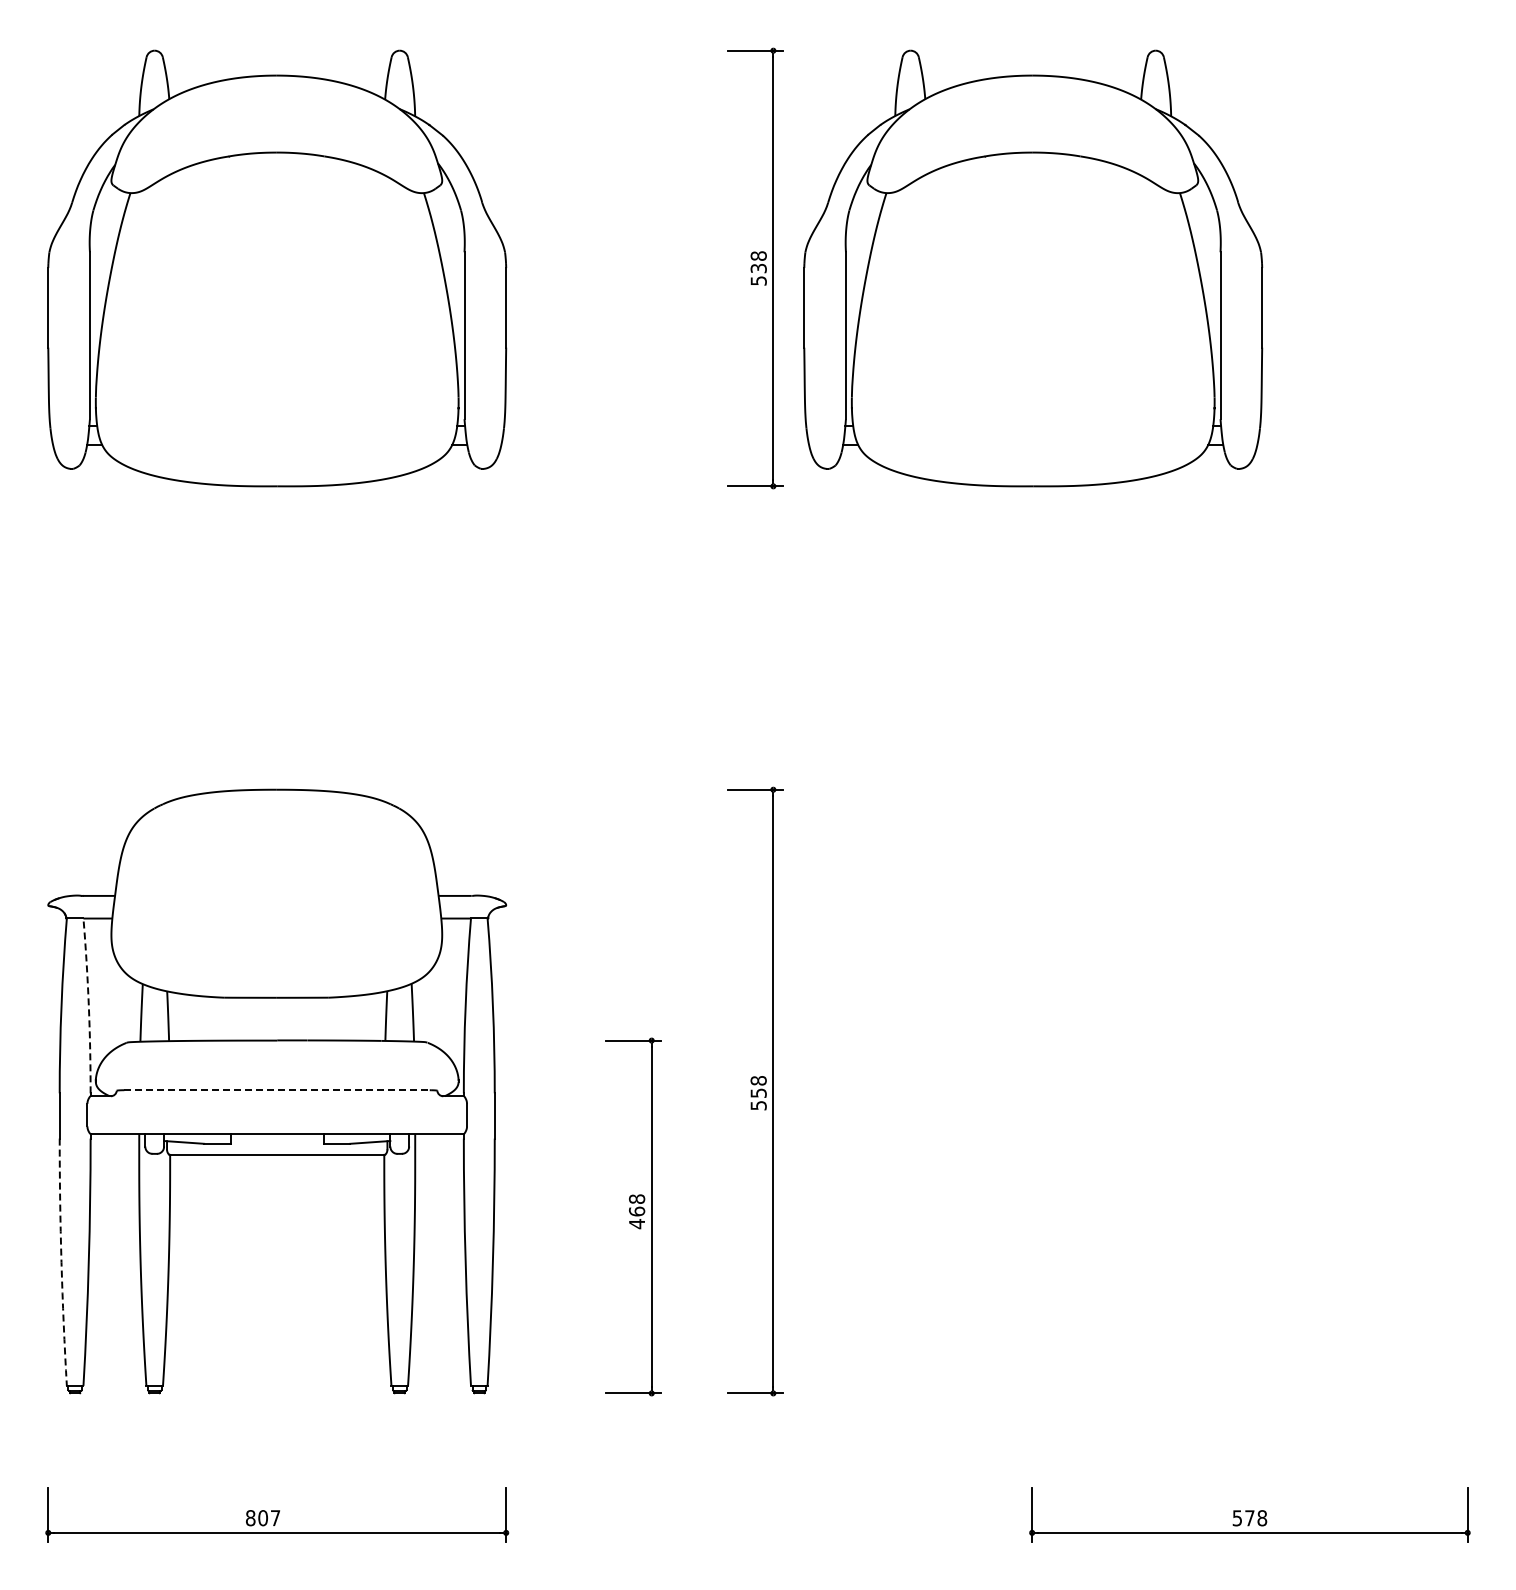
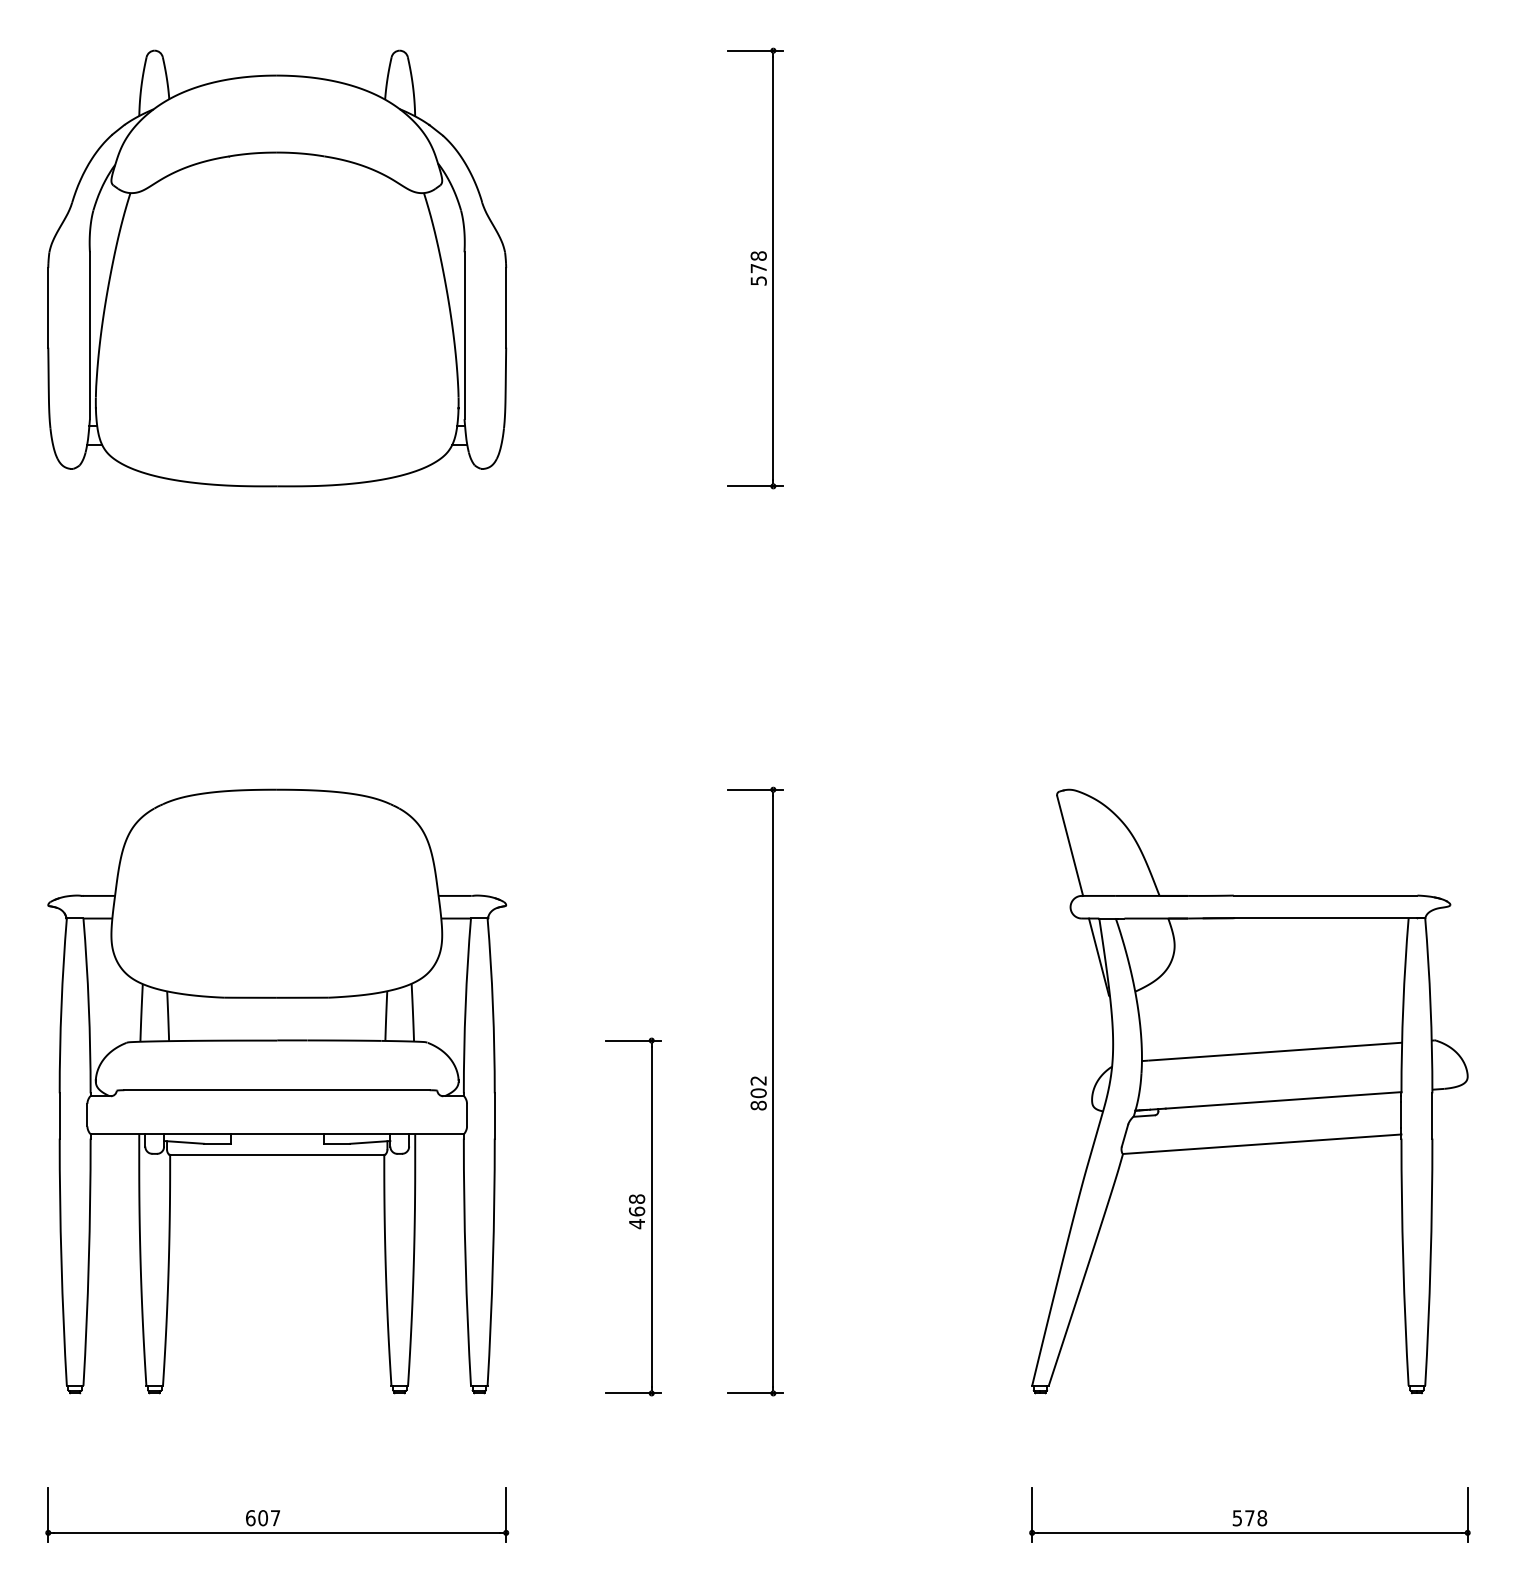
text: 538 -> 578 (758, 268)
part: present -> none (1033, 268)
arc: dashed -> solid (88, 1005)
line: dashed -> solid (277, 1090)
part: none -> present (1249, 1091)
text: 558 -> 802 (758, 1093)
arc: dashed -> solid (61, 1262)
text: 807 -> 607 (250, 1518)
